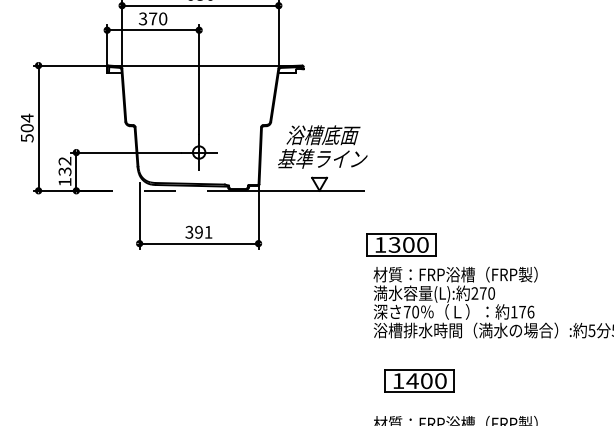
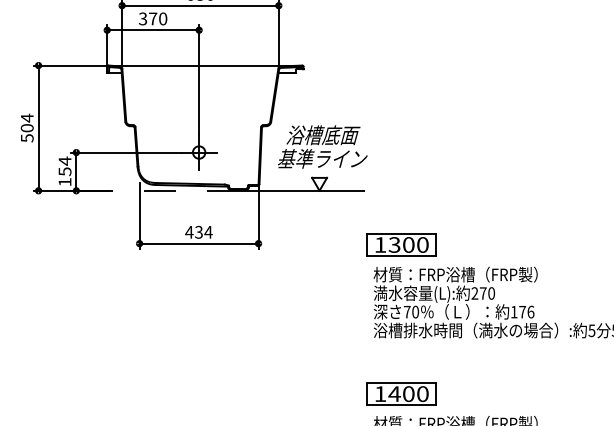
text: 132 -> 154 (64, 165)
text: 391 -> 434 (198, 231)
part position: (419, 380) -> (401, 393) (401, 393)
